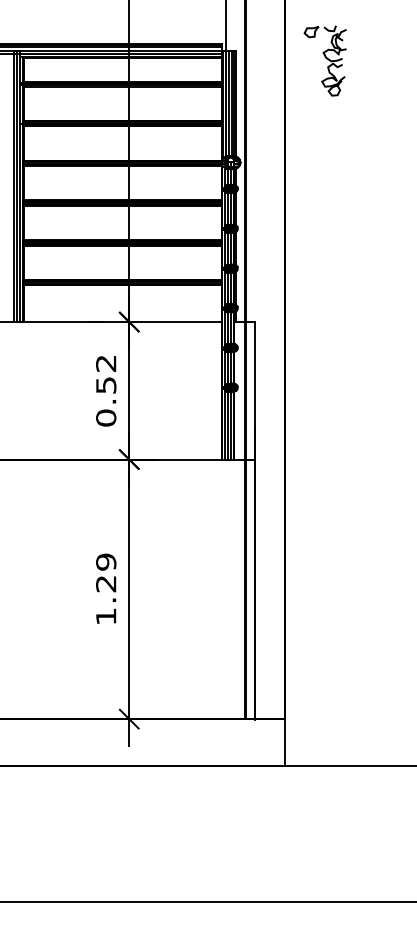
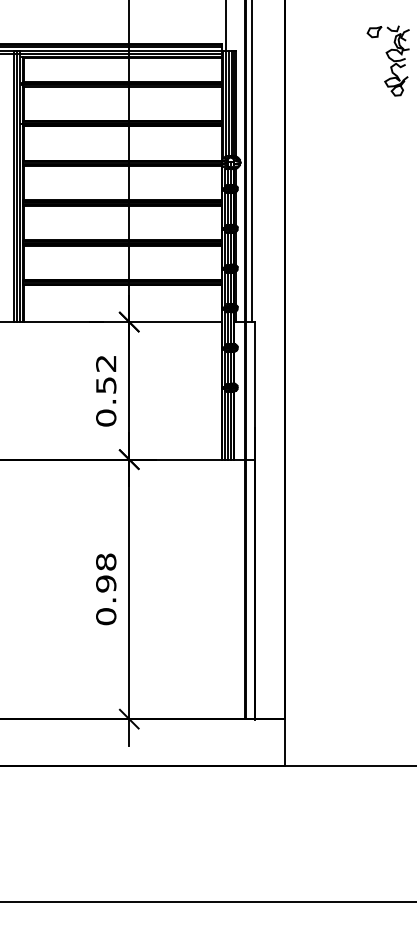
part position: (324, 60) -> (387, 60) (387, 60)
line: none -> present (252, 162)
text: 1.29 -> 0.98 (106, 589)
